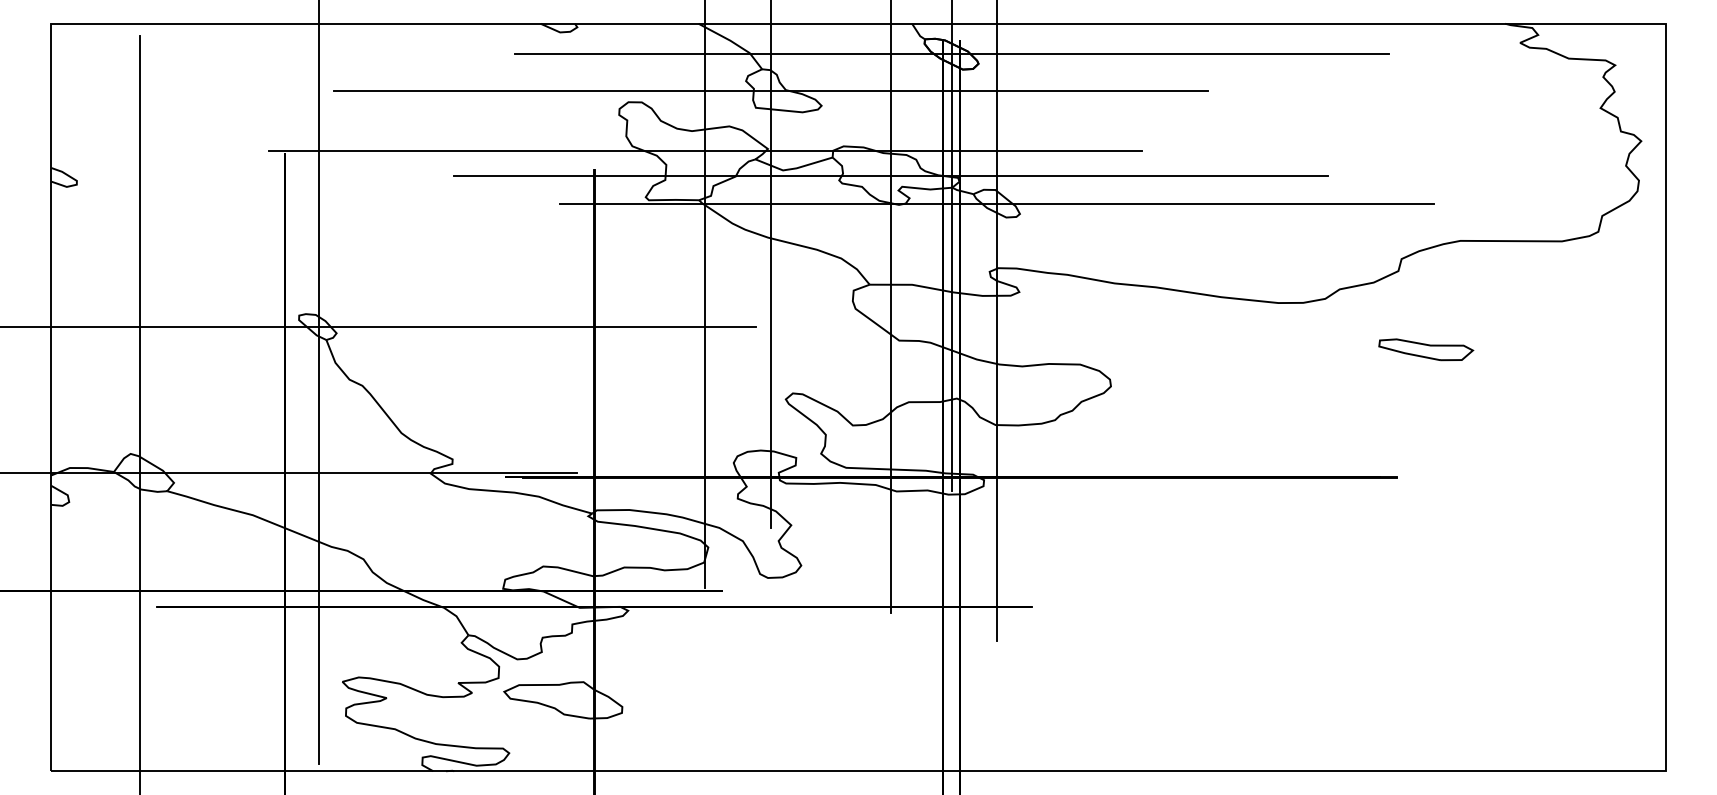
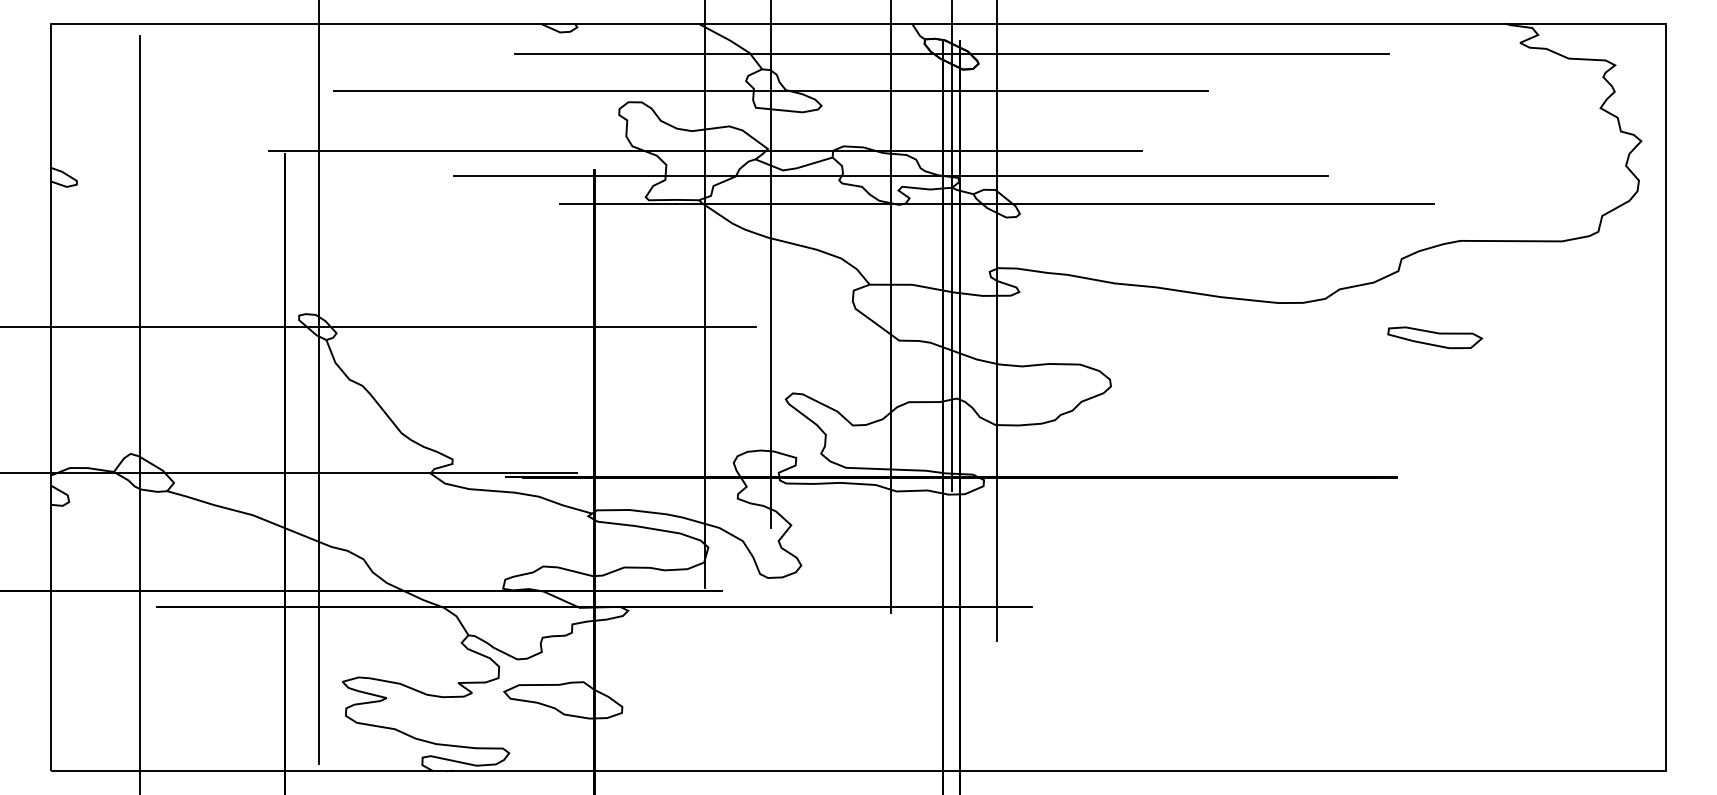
part position: (1426, 349) -> (1435, 337) (1435, 337)
